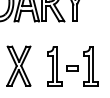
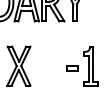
part: present -> none (54, 66)
